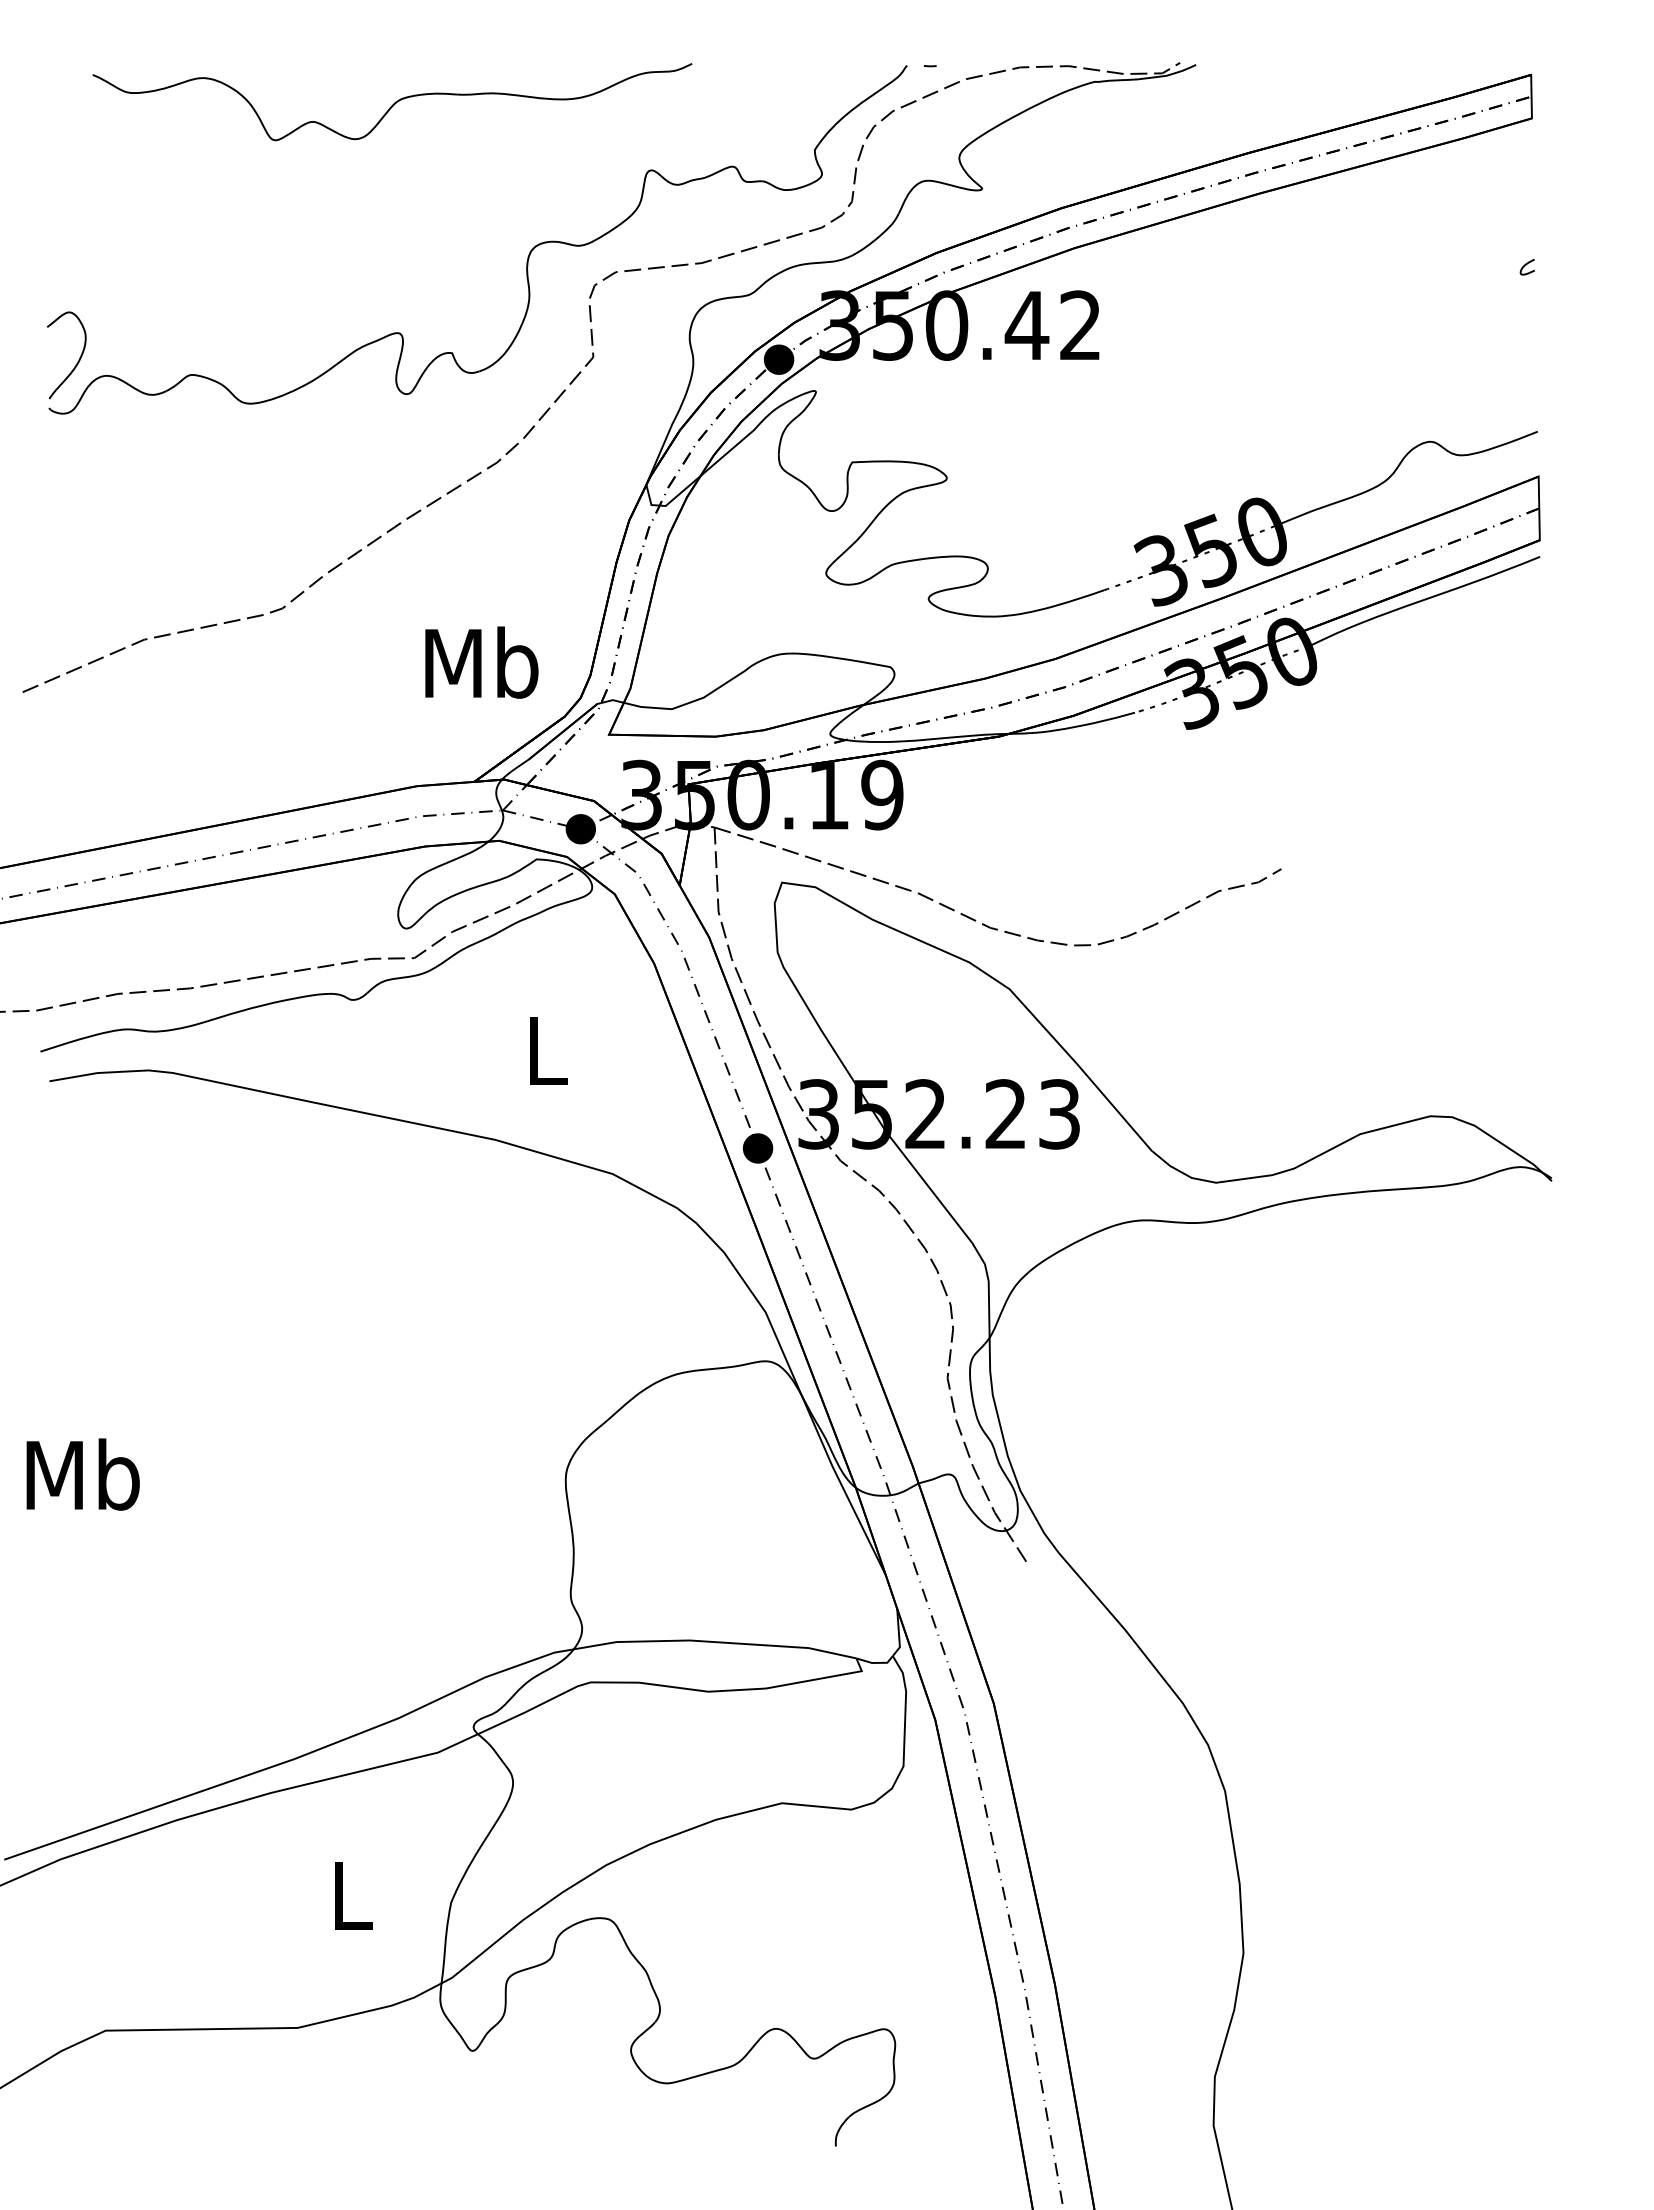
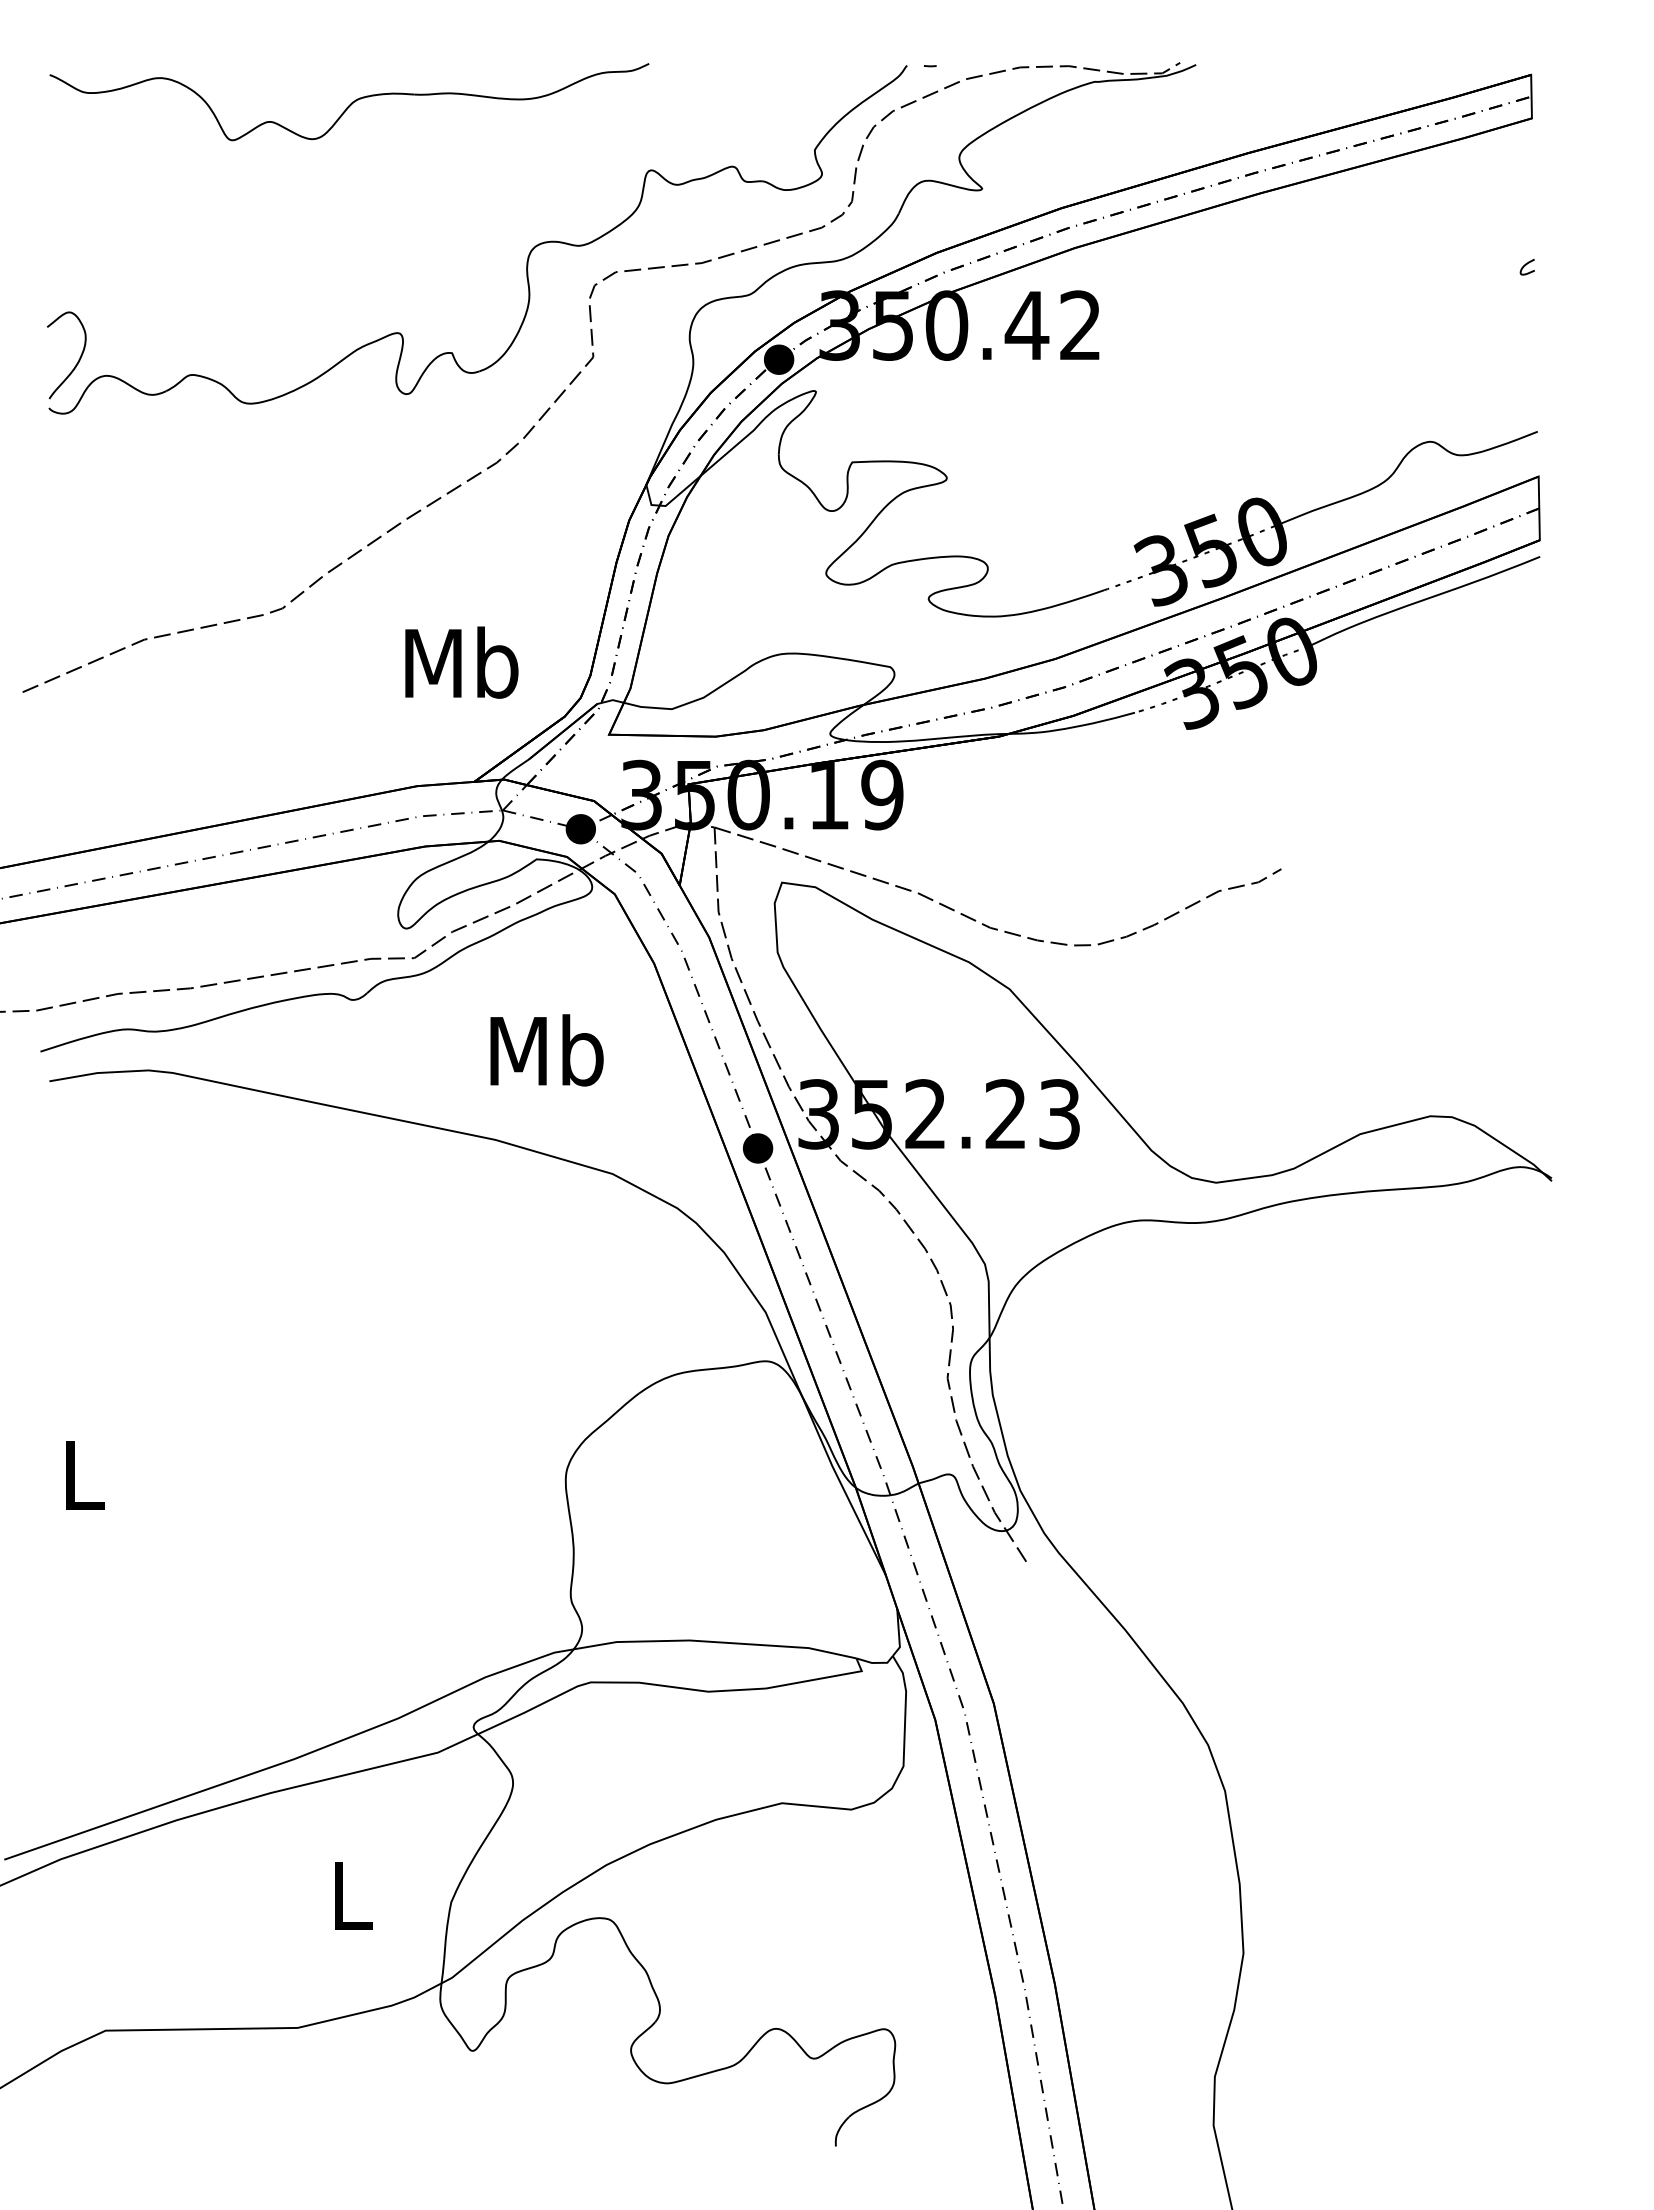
part position: (392, 102) -> (349, 102) (349, 102)
text position: (481, 662) -> (461, 662) (461, 662)
text: L -> Mb (546, 1050)
text: Mb -> L (82, 1474)
